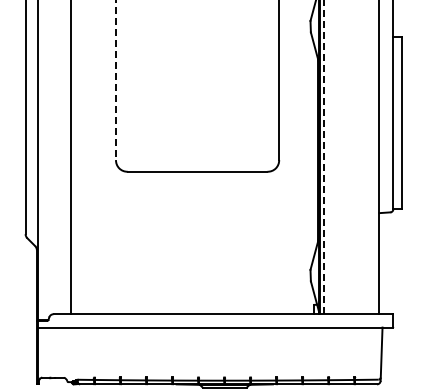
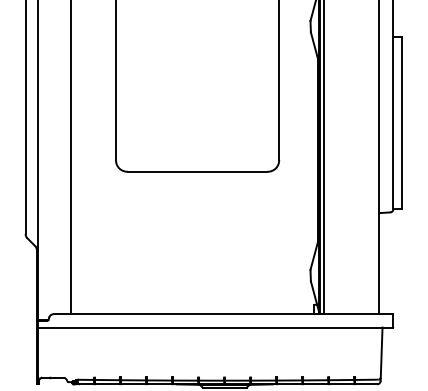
line: dashed -> solid (116, 80)
line: dashed -> solid (324, 157)
